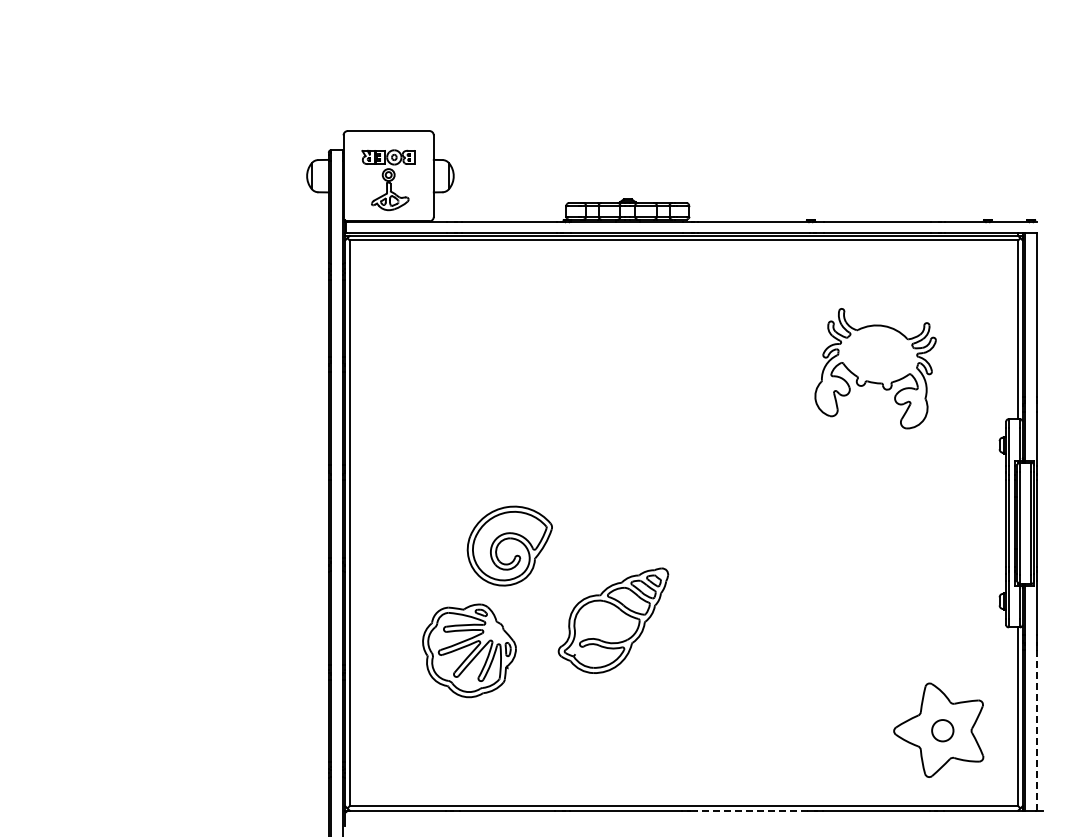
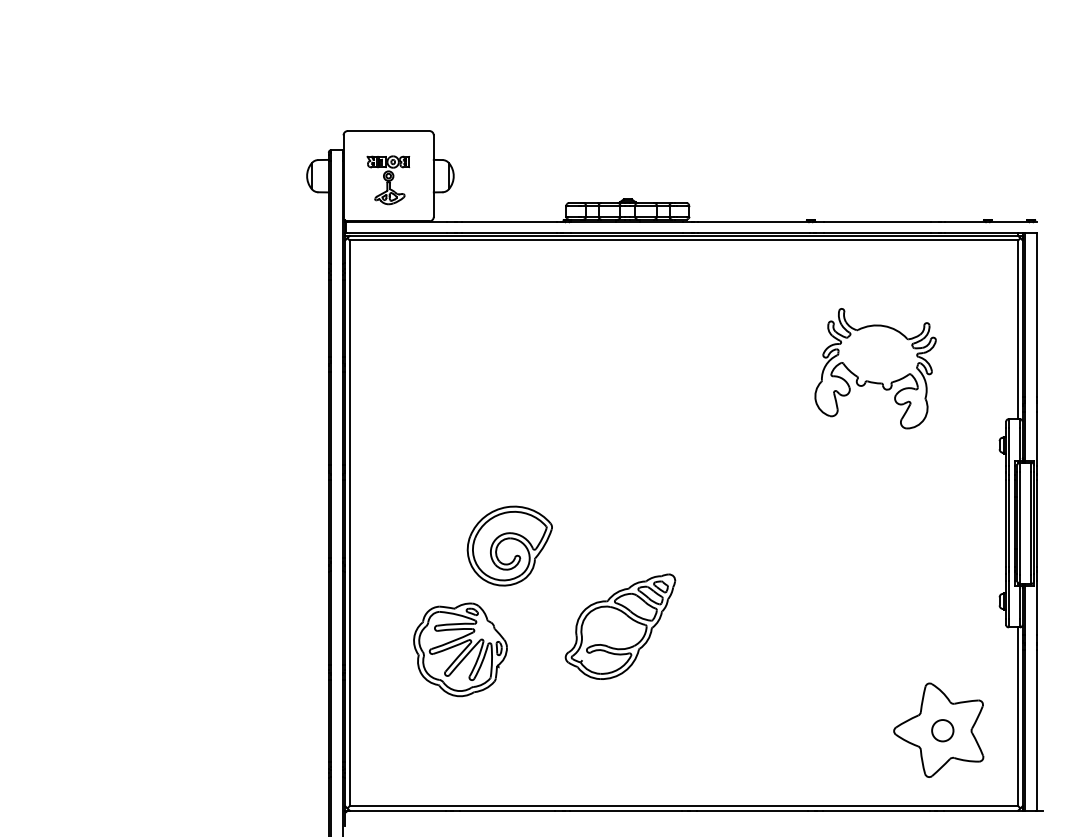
part size: 55x63 px -> 45x51 px (388, 180)
part position: (613, 620) -> (620, 626) (620, 626)
part position: (469, 650) -> (460, 649) (460, 649)
line: dashed -> solid (1036, 730)
line: dashed -> solid (752, 810)
